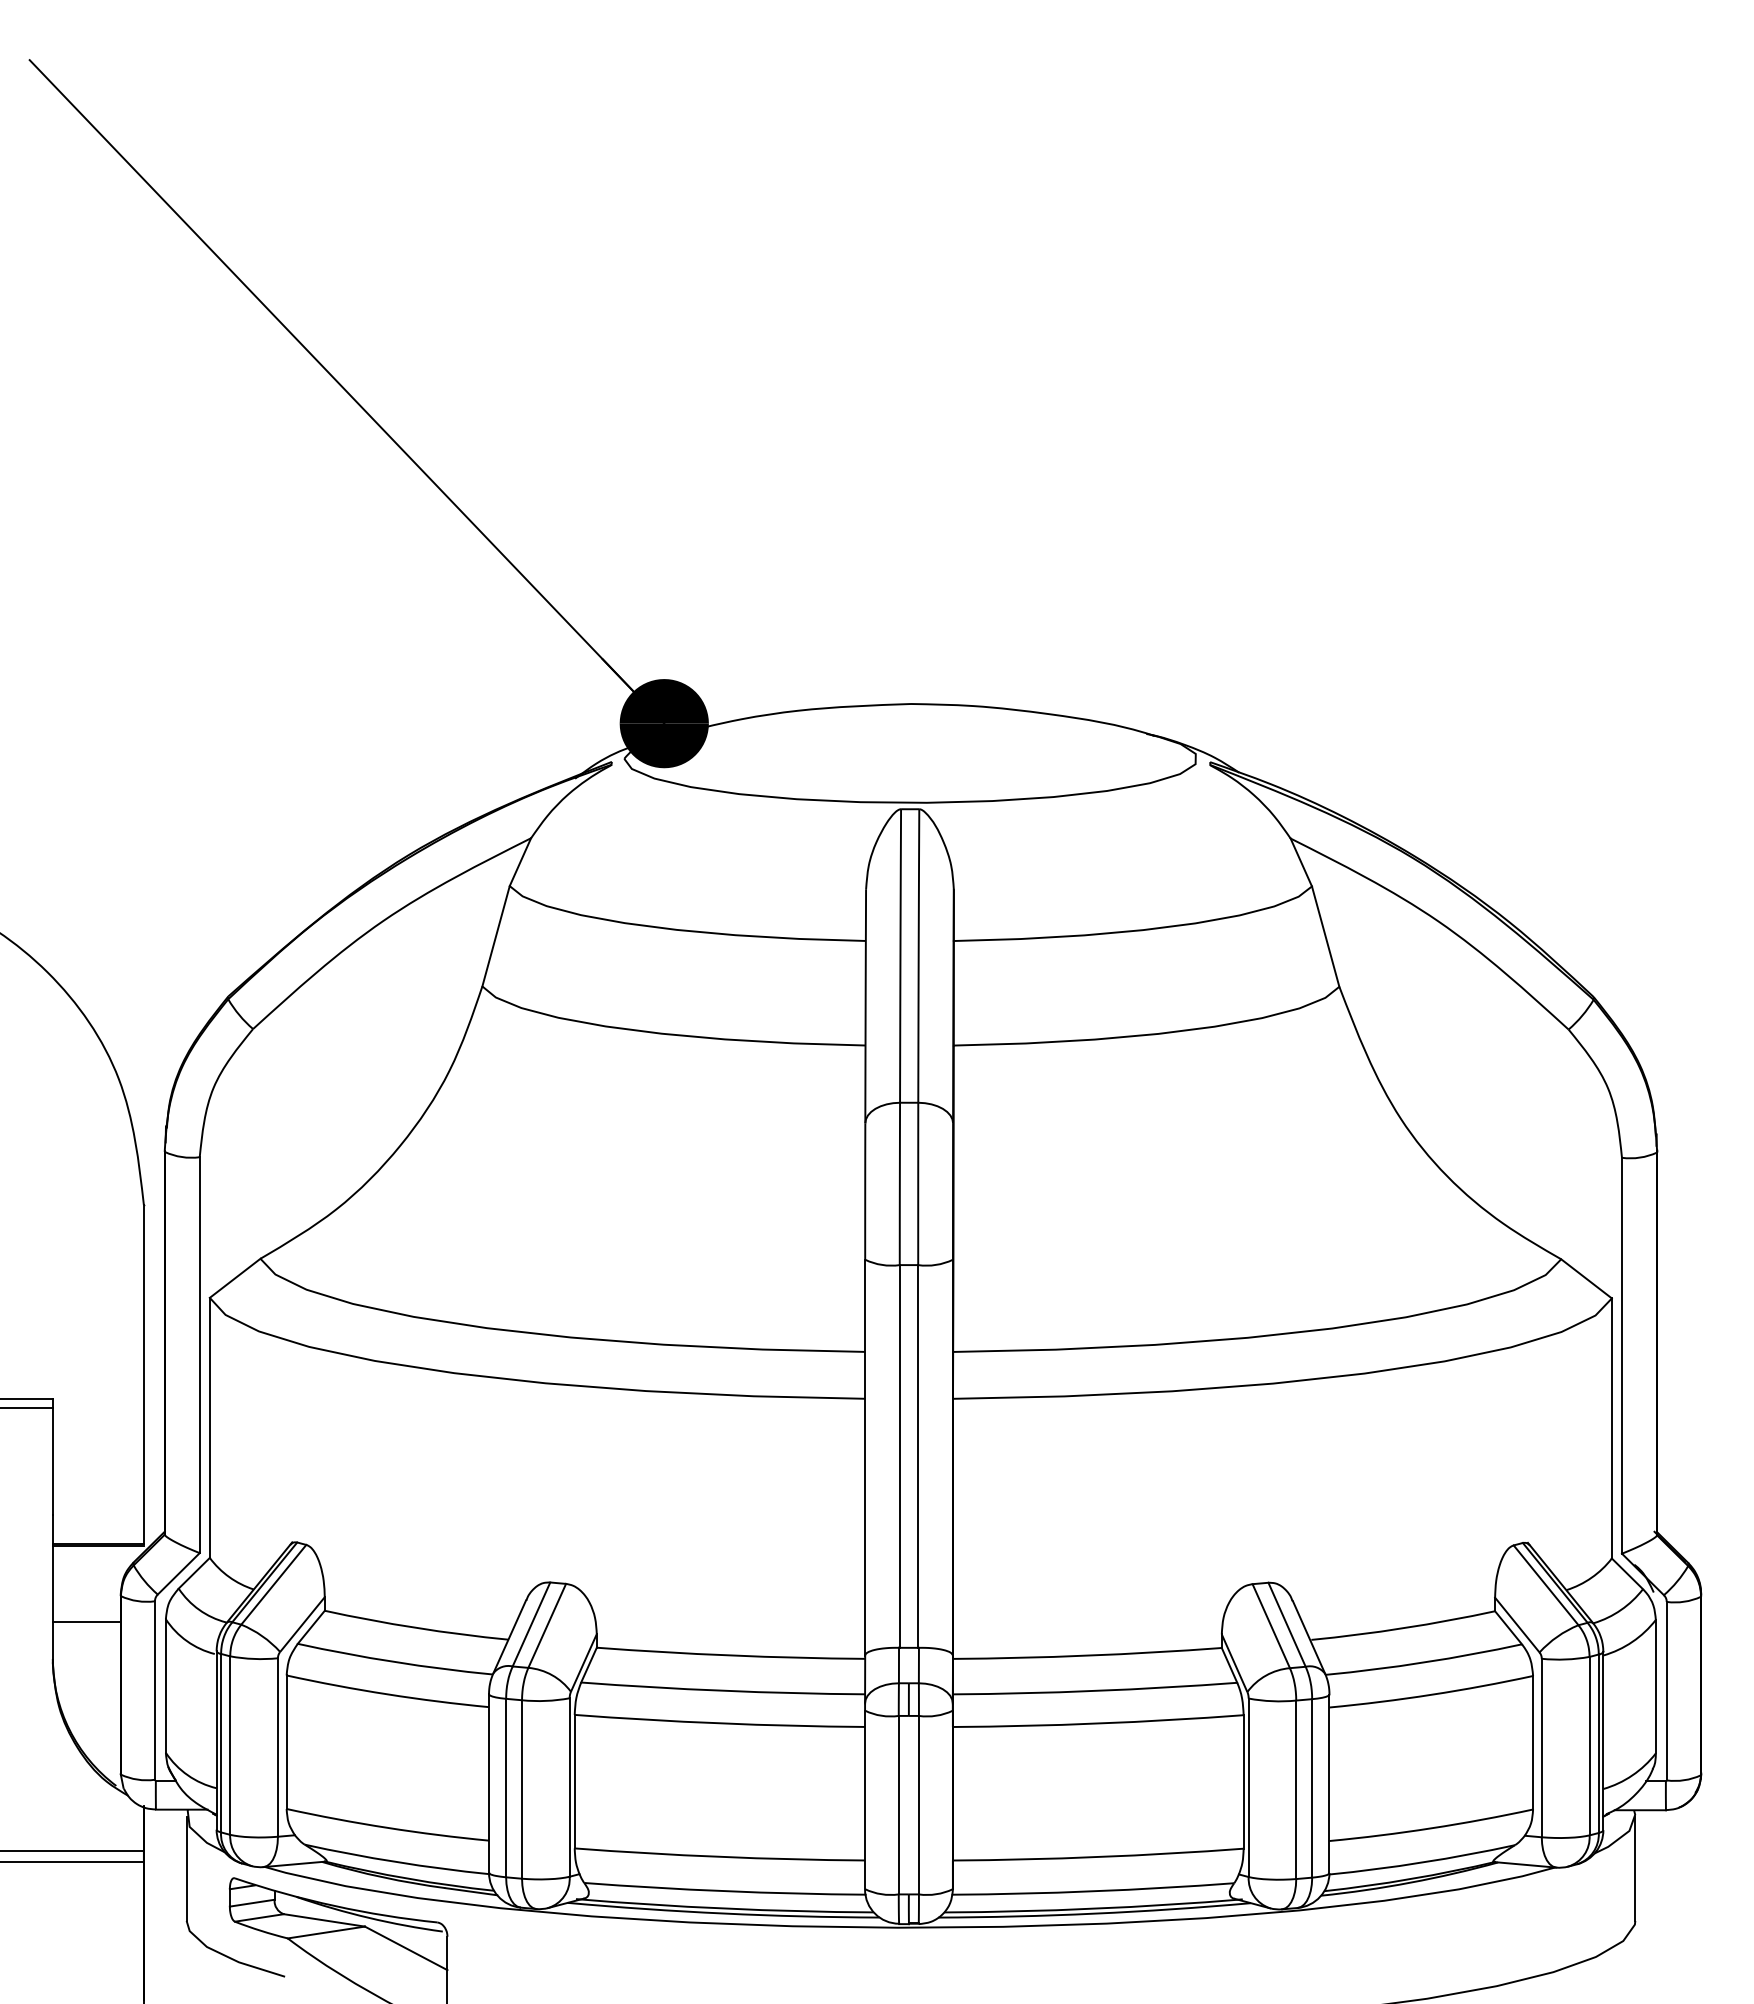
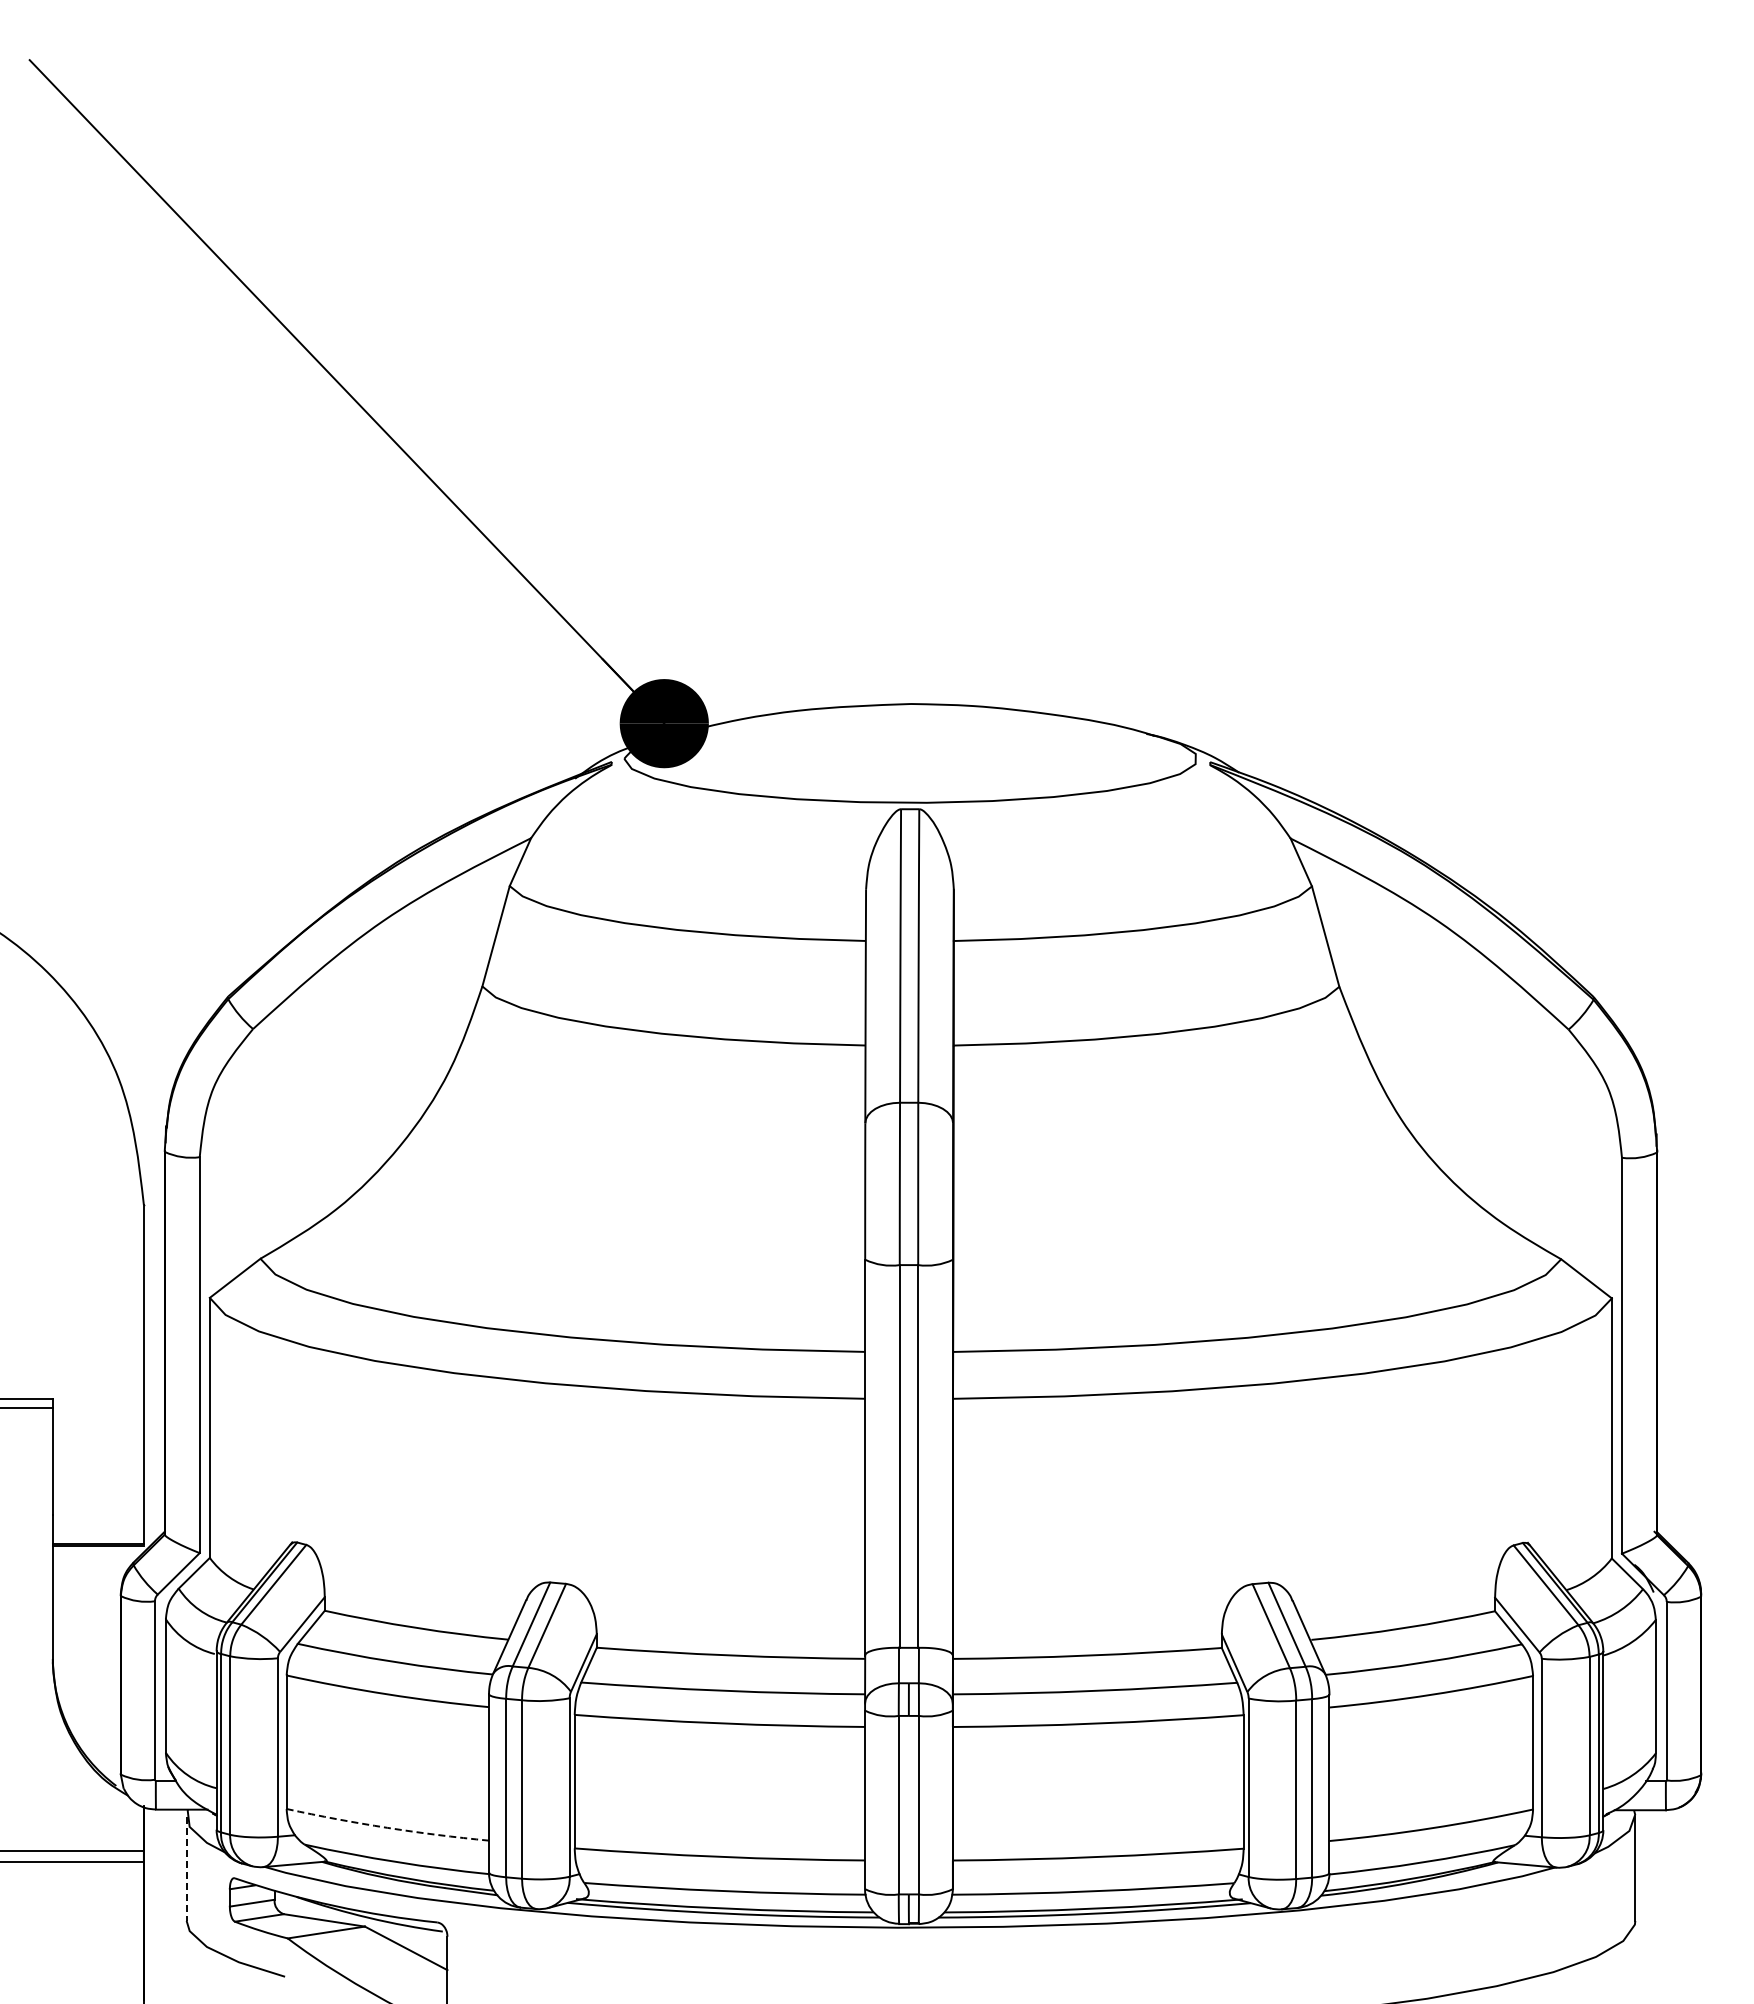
line: present -> none (86, 1622)
arc: solid -> dashed (387, 1827)
line: solid -> dashed (186, 1869)
